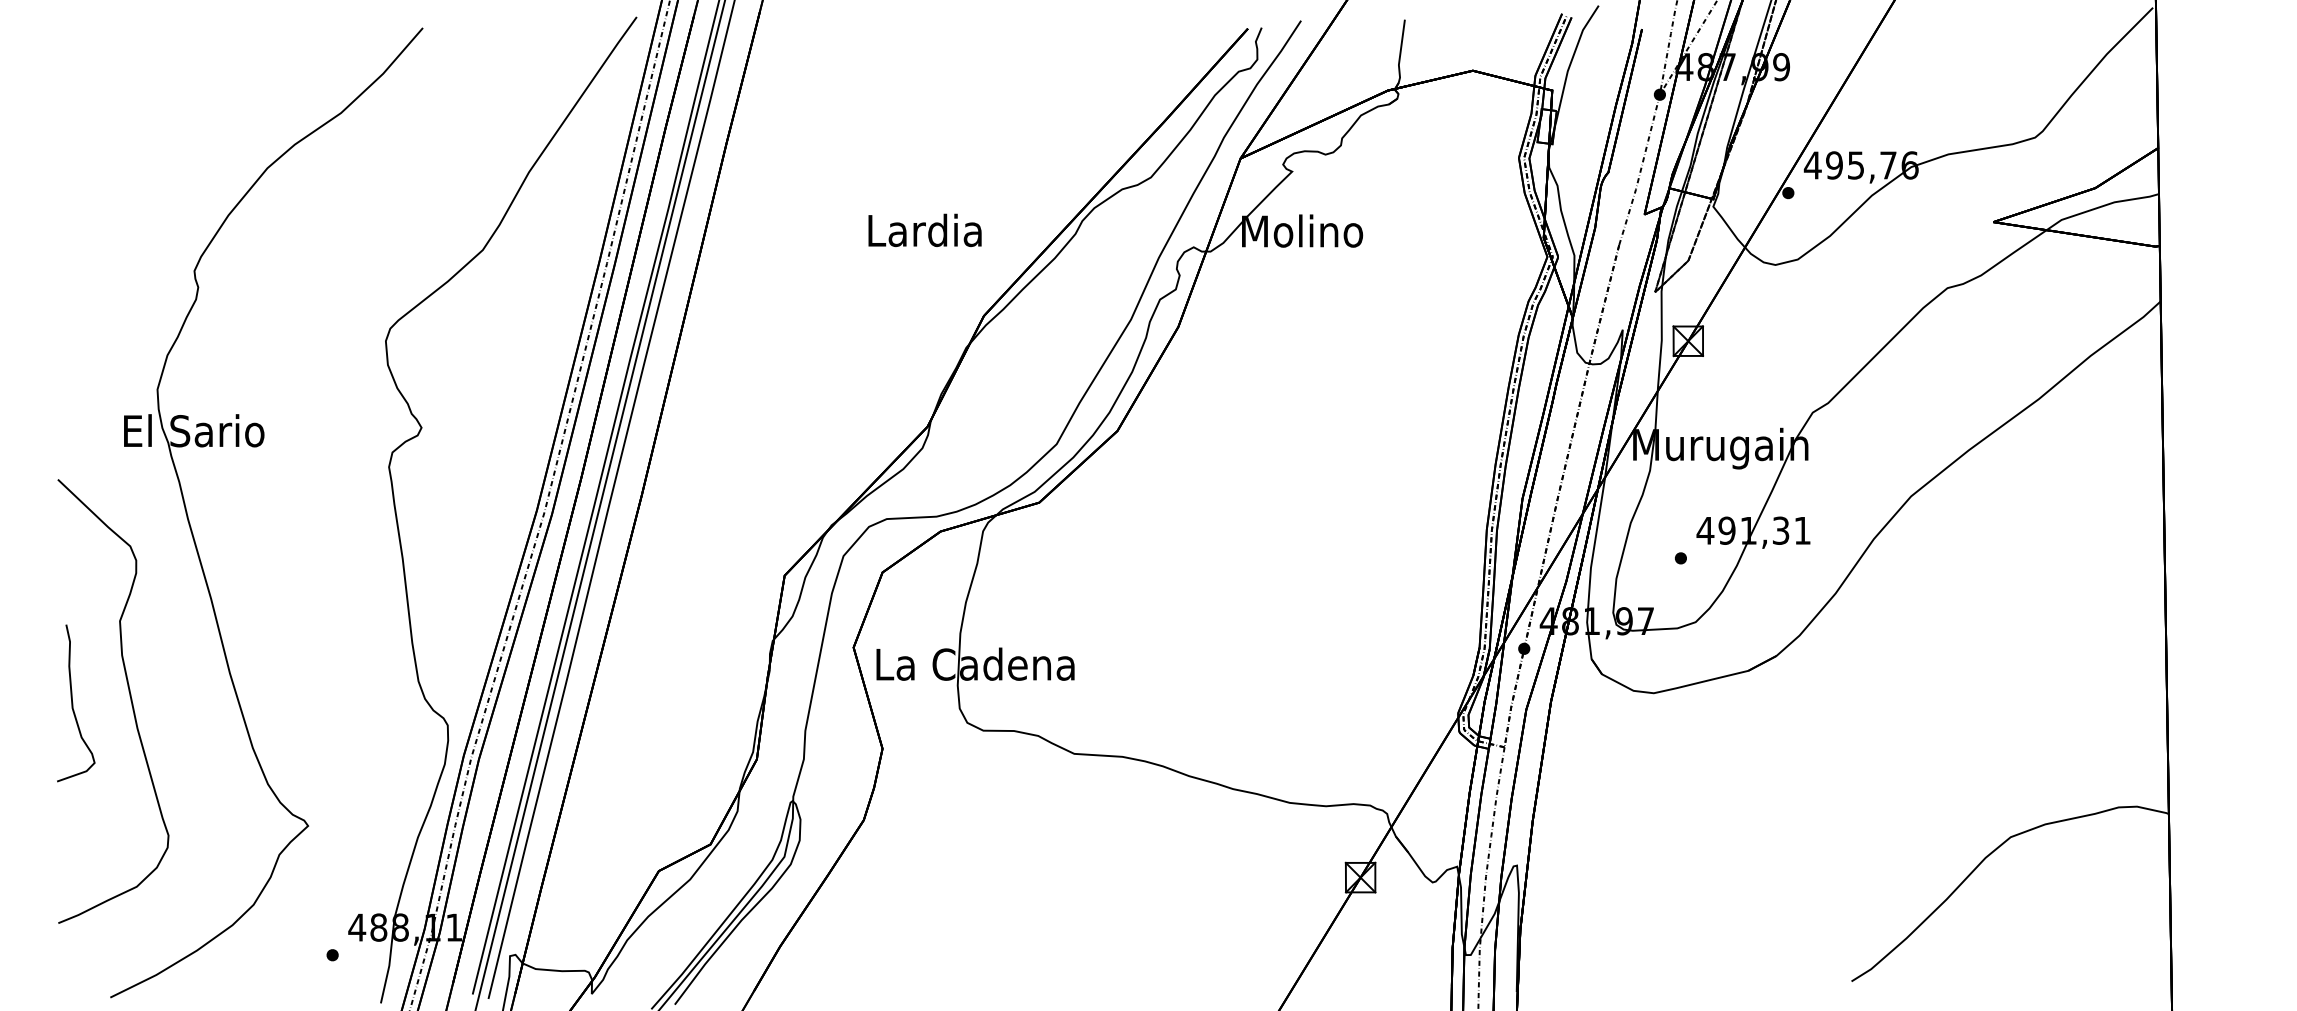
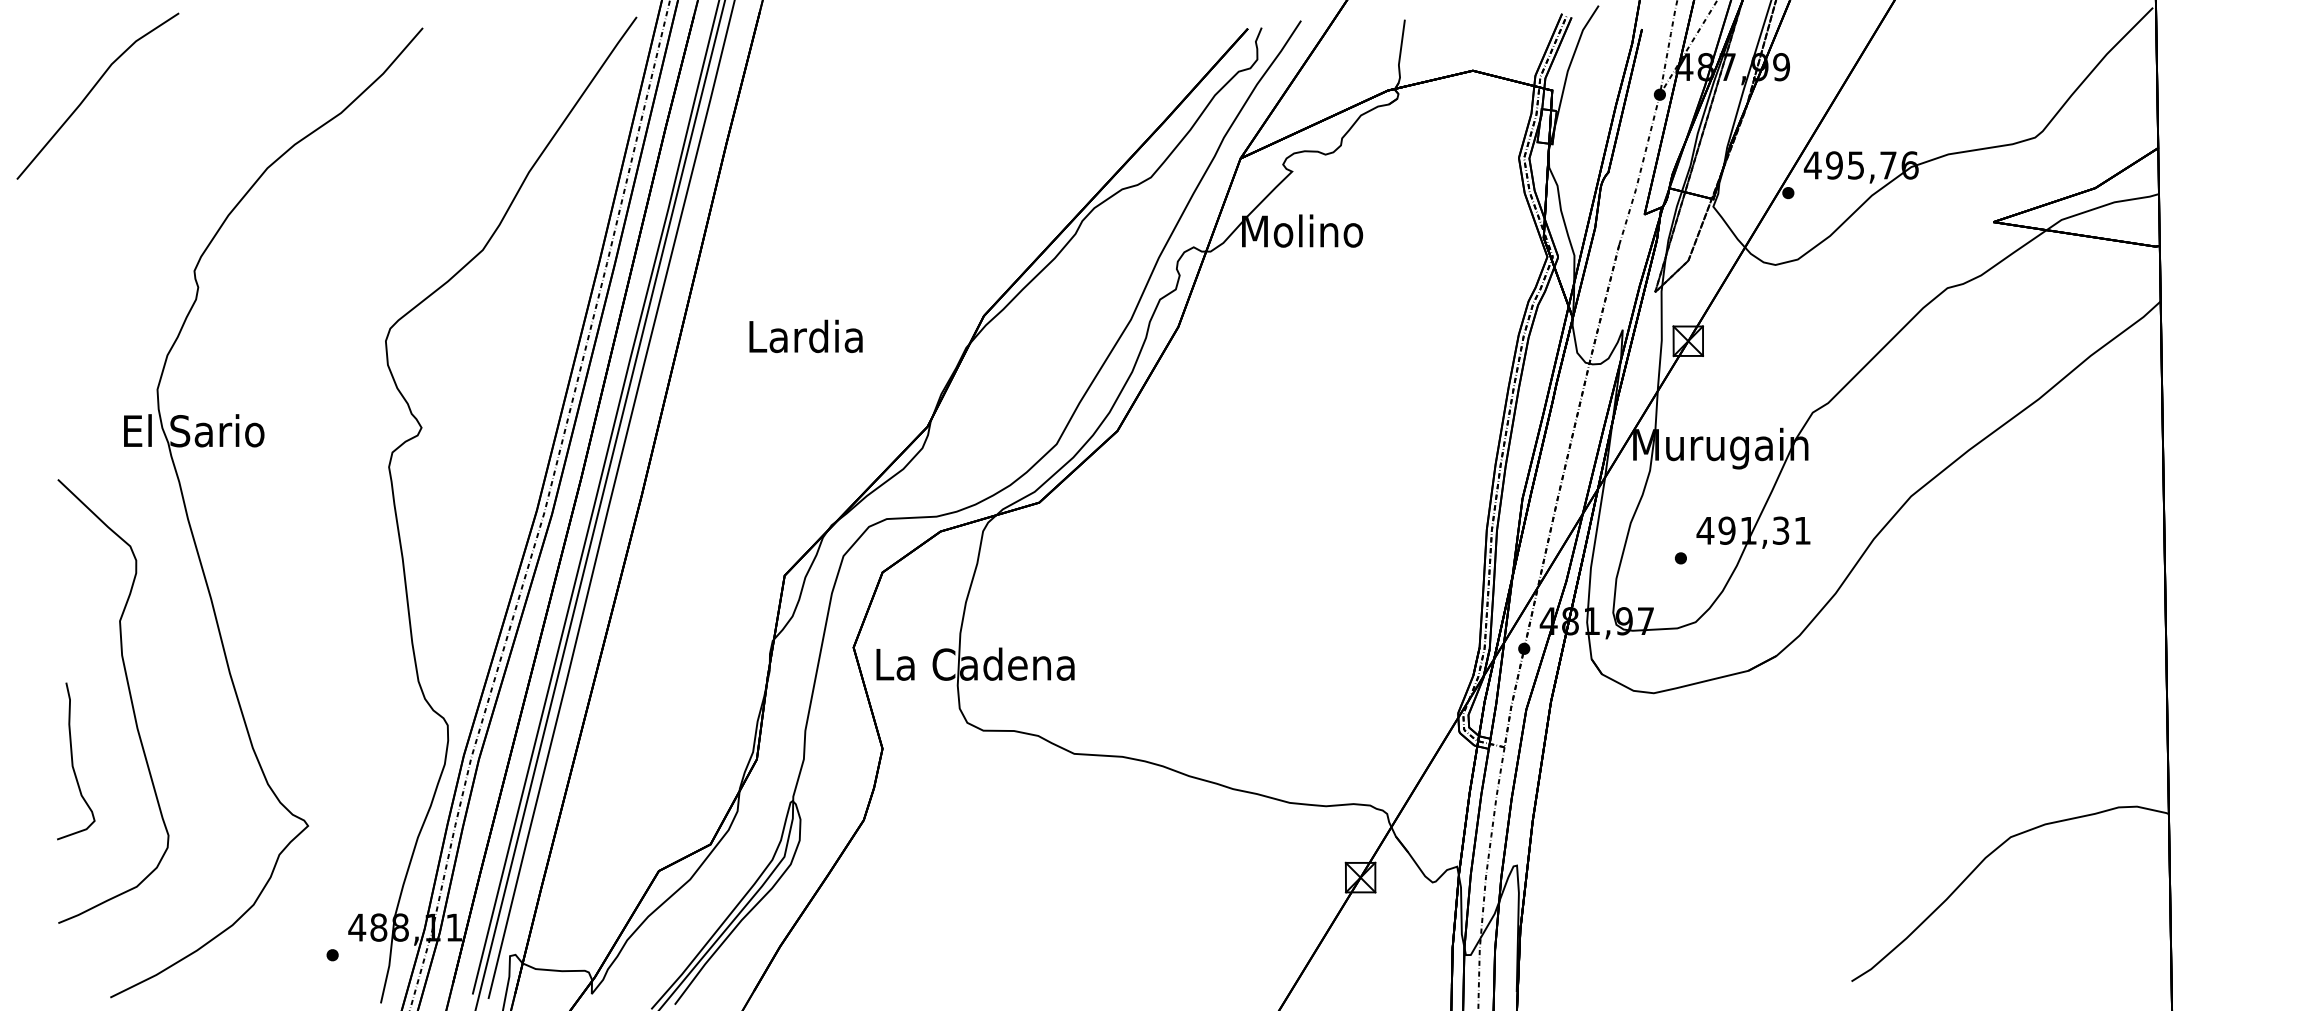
line: none -> present (92, 90)
text position: (924, 230) -> (805, 336) (805, 336)
curve position: (73, 703) -> (73, 761) (73, 761)
